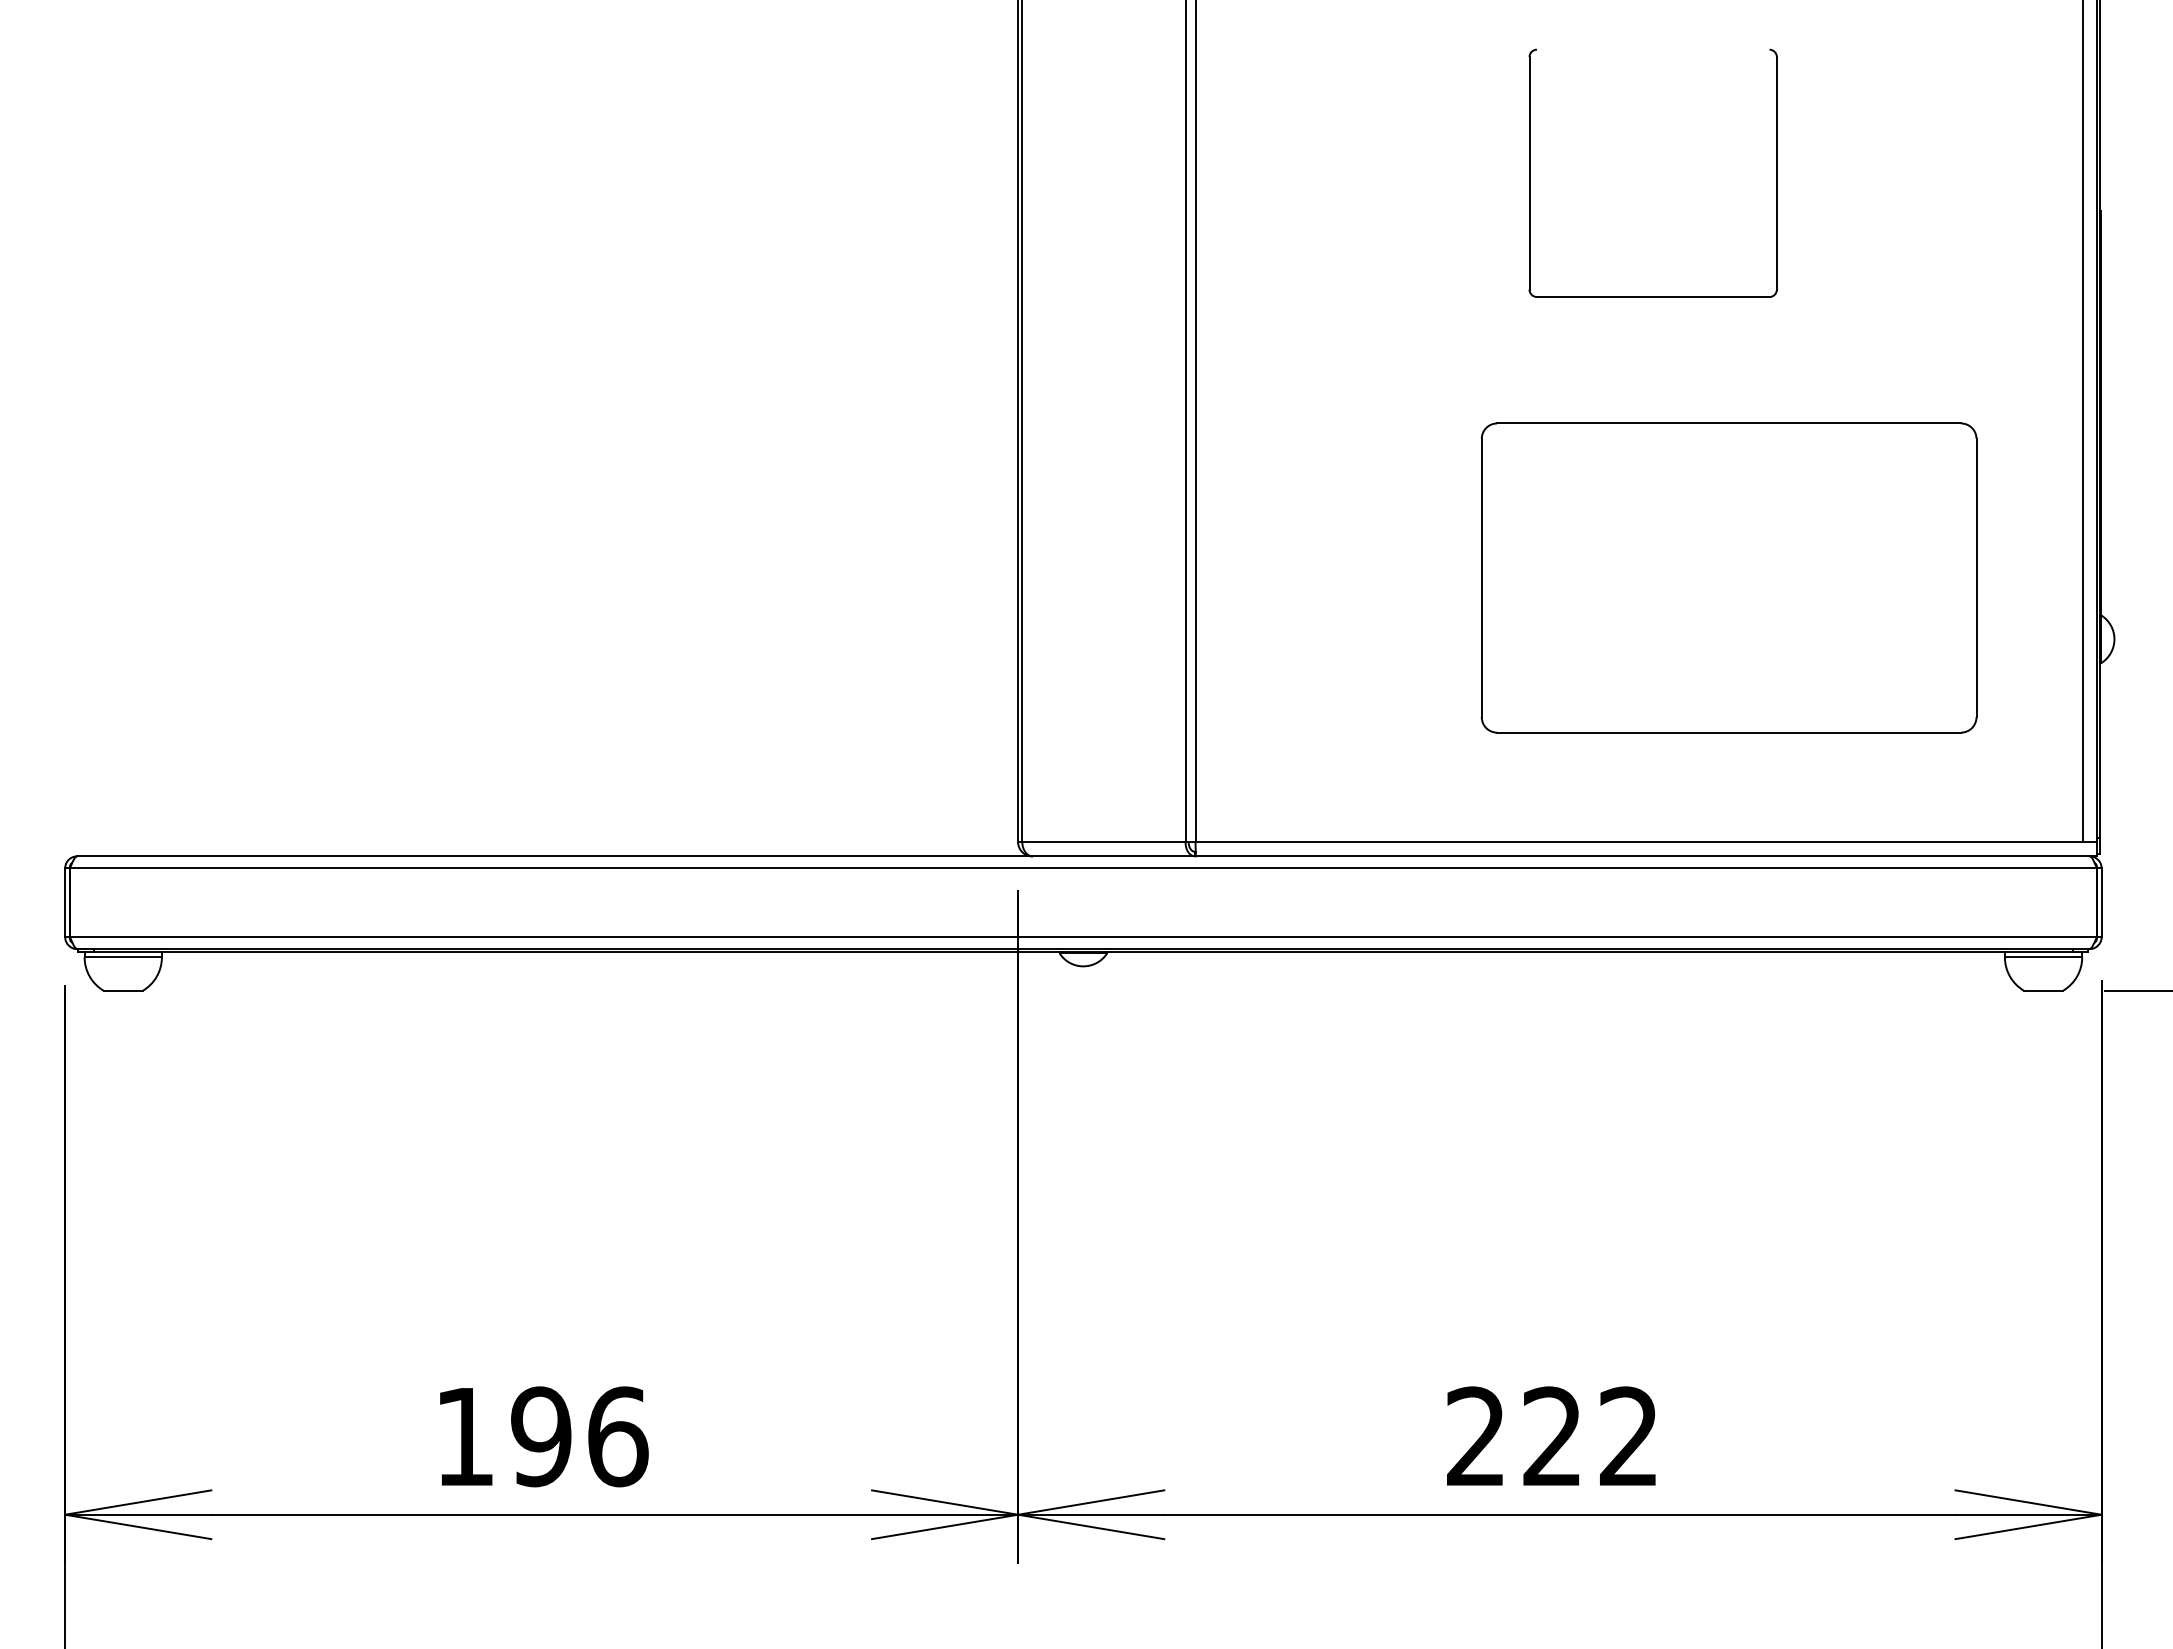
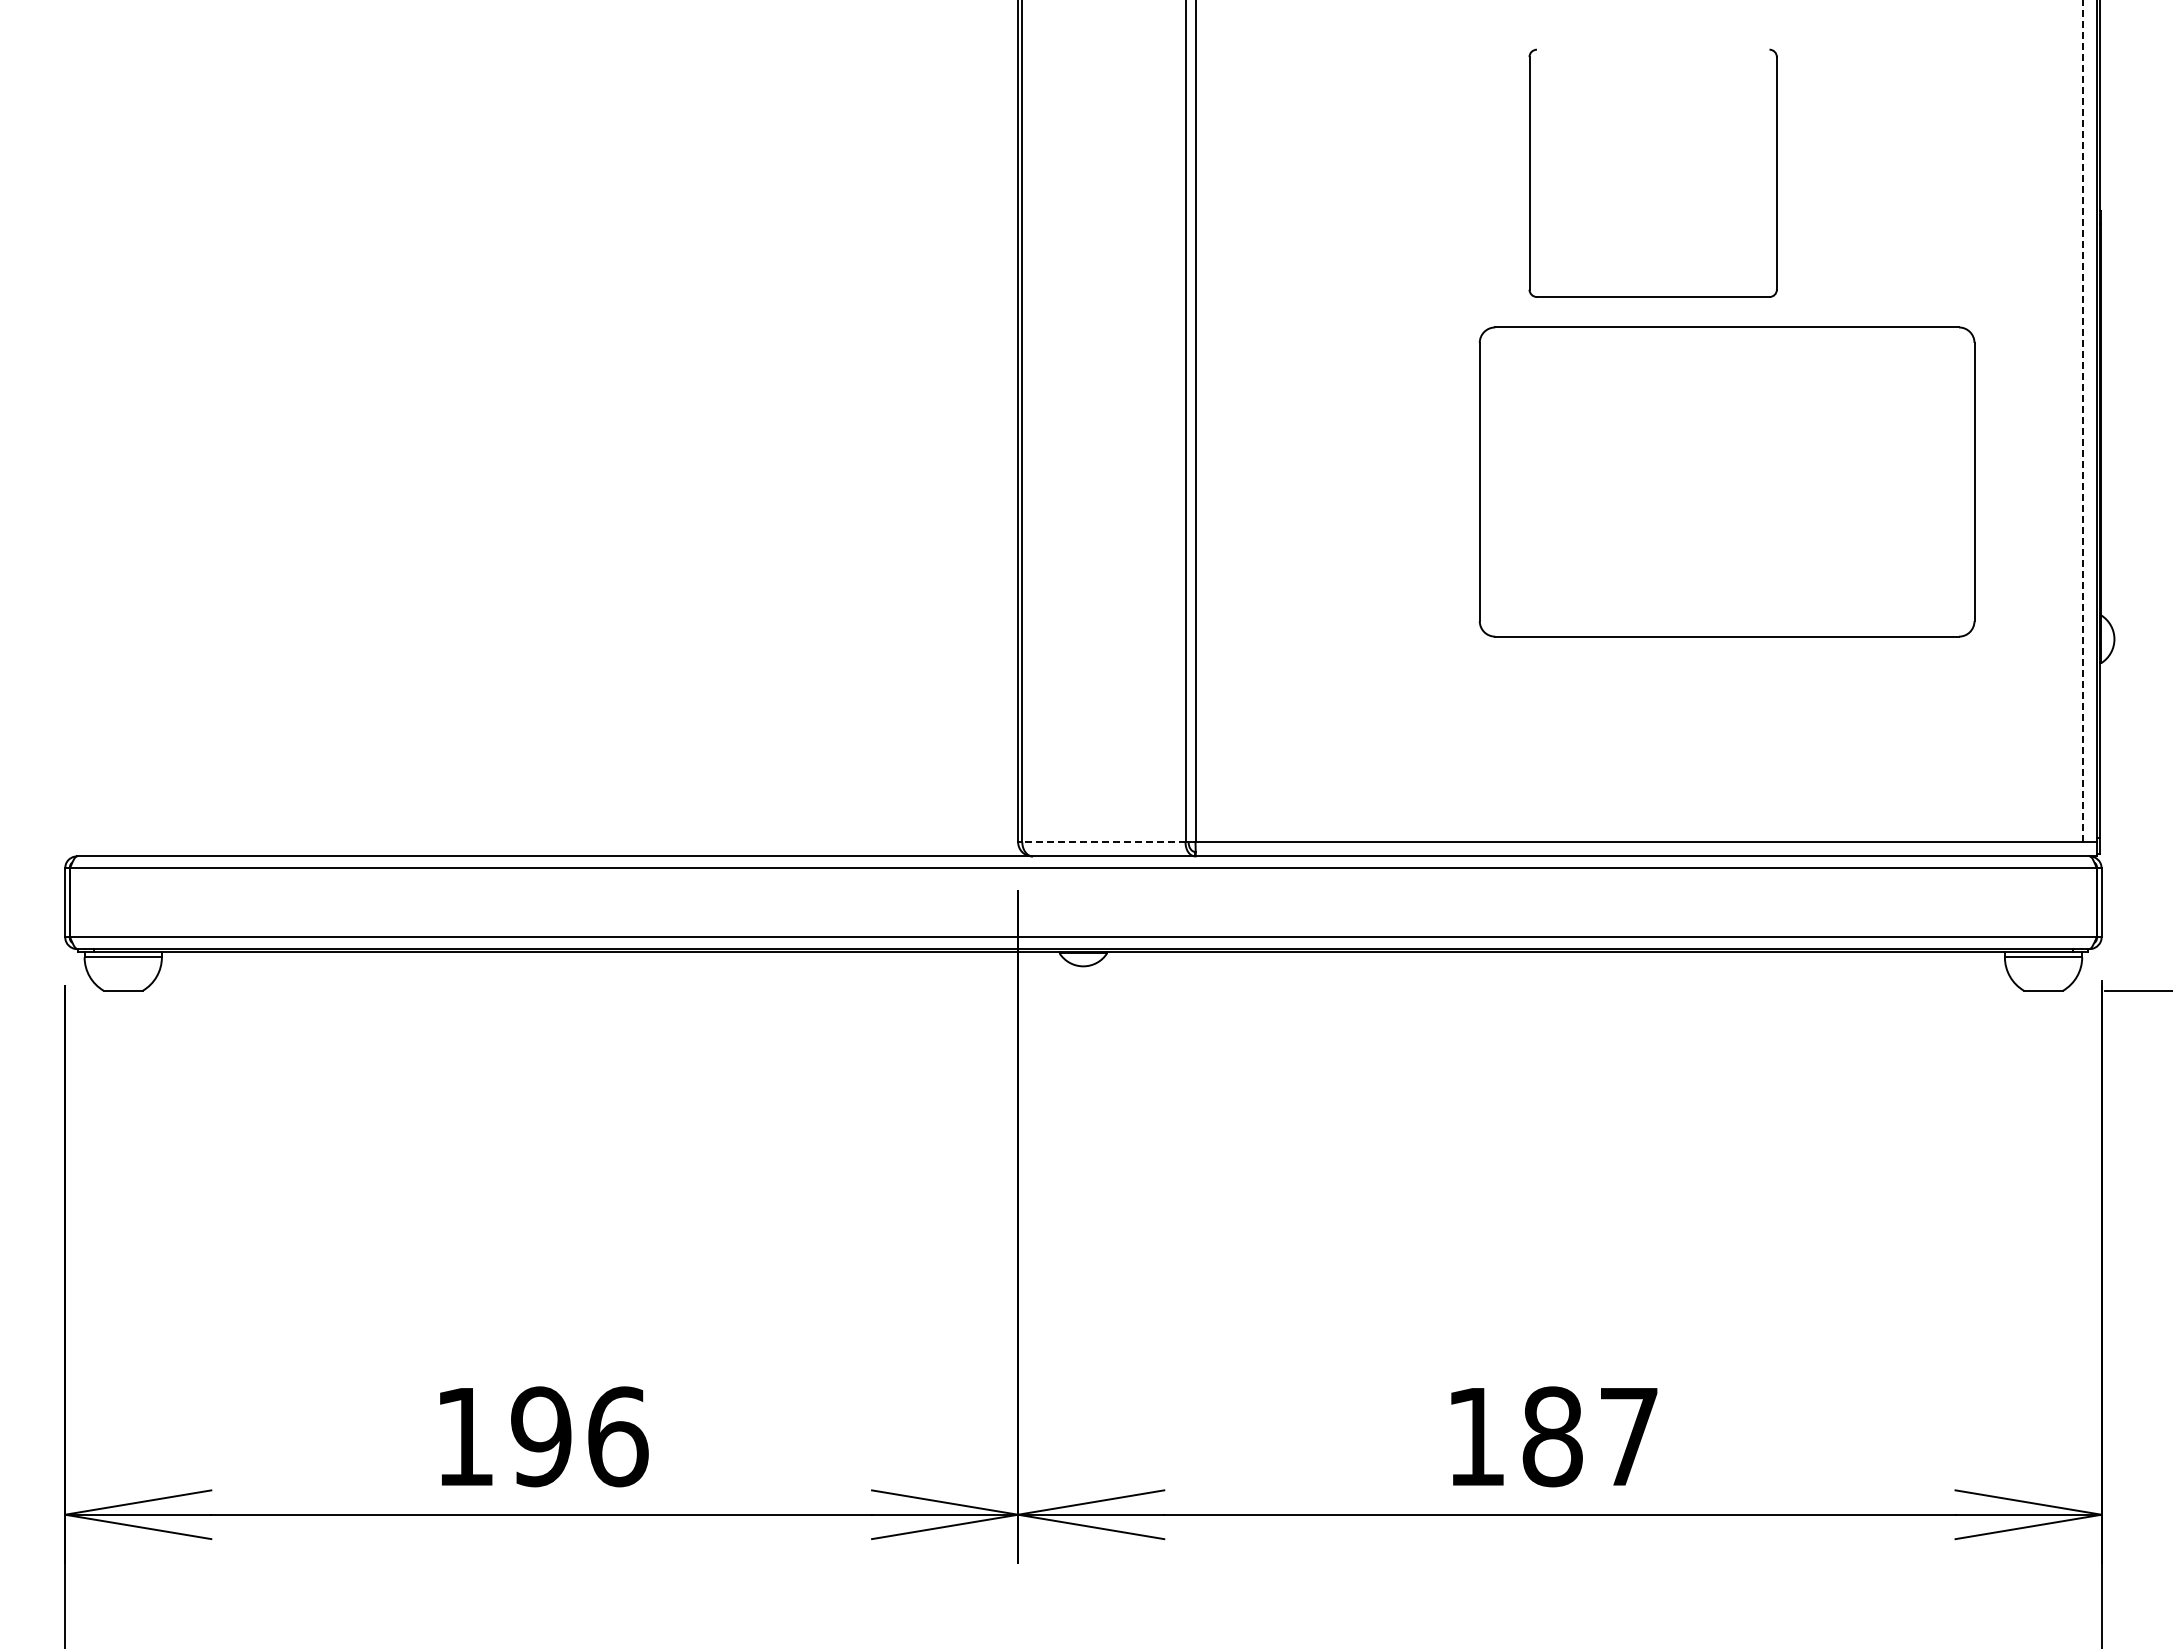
line: solid -> dashed (2083, 421)
part position: (1728, 577) -> (1726, 481) (1726, 481)
line: solid -> dashed (1103, 842)
text: 222 -> 187 (1552, 1436)
